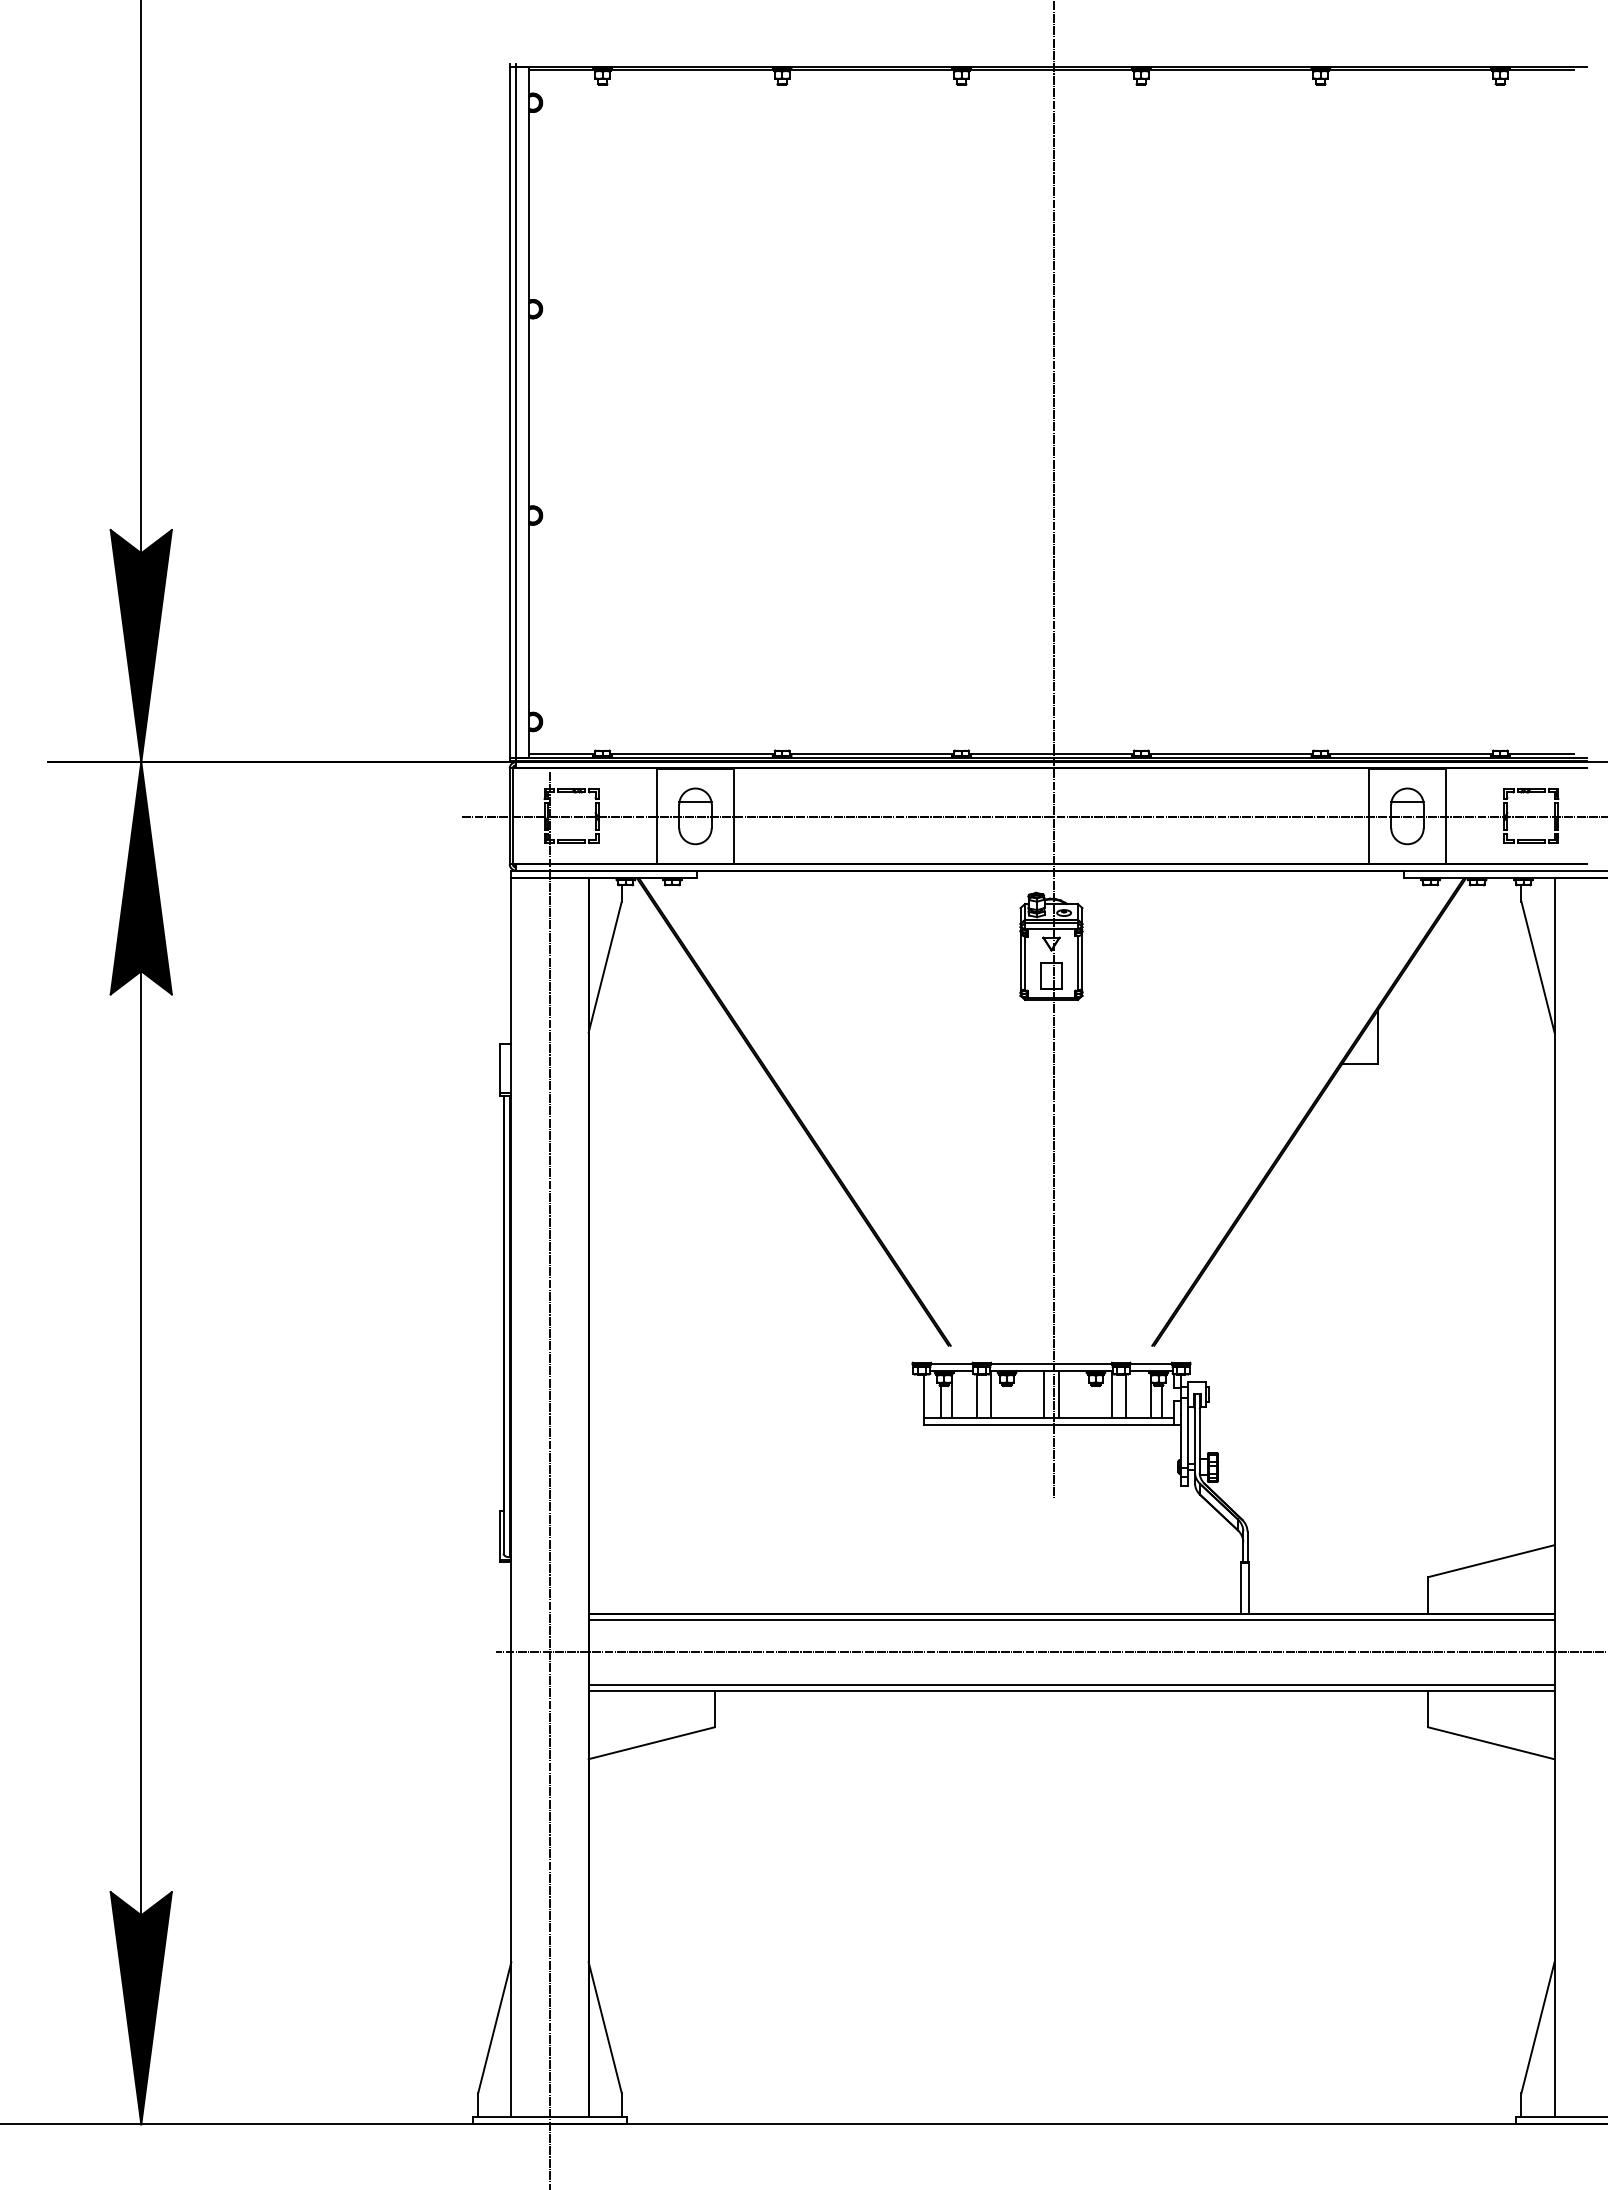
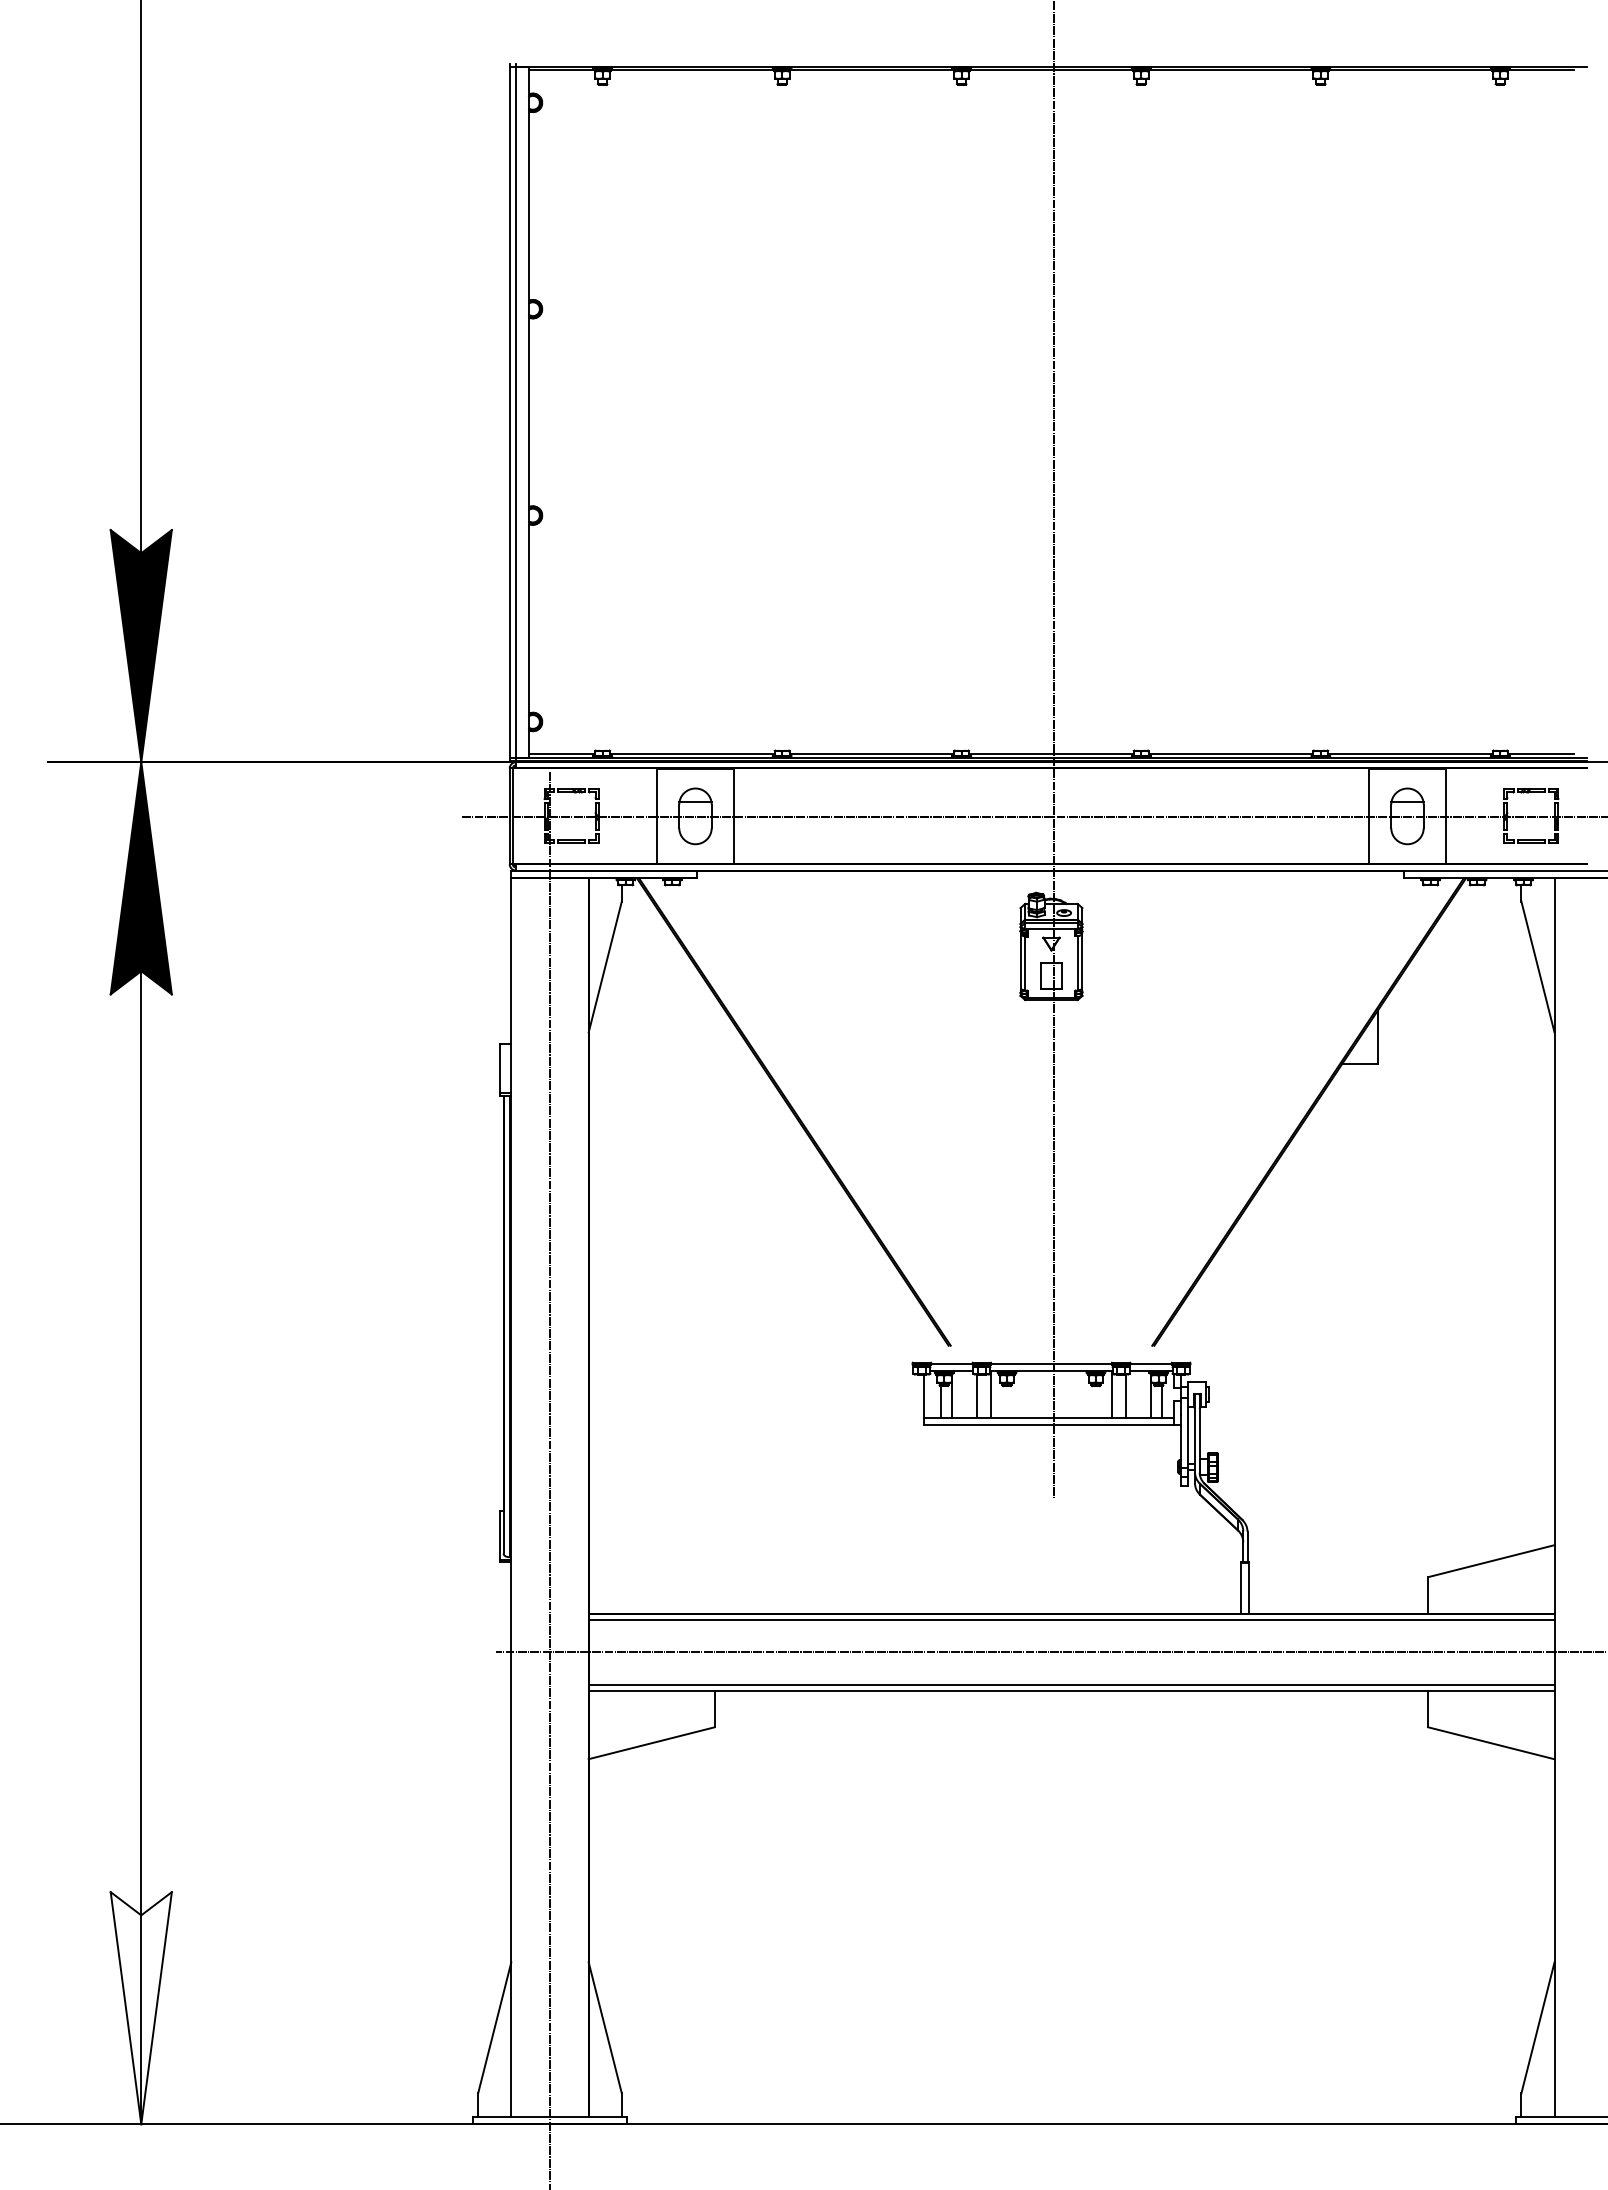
line: present -> none (1043, 1394)
line: present -> none (1059, 1394)
fill: present -> none (140, 2008)
